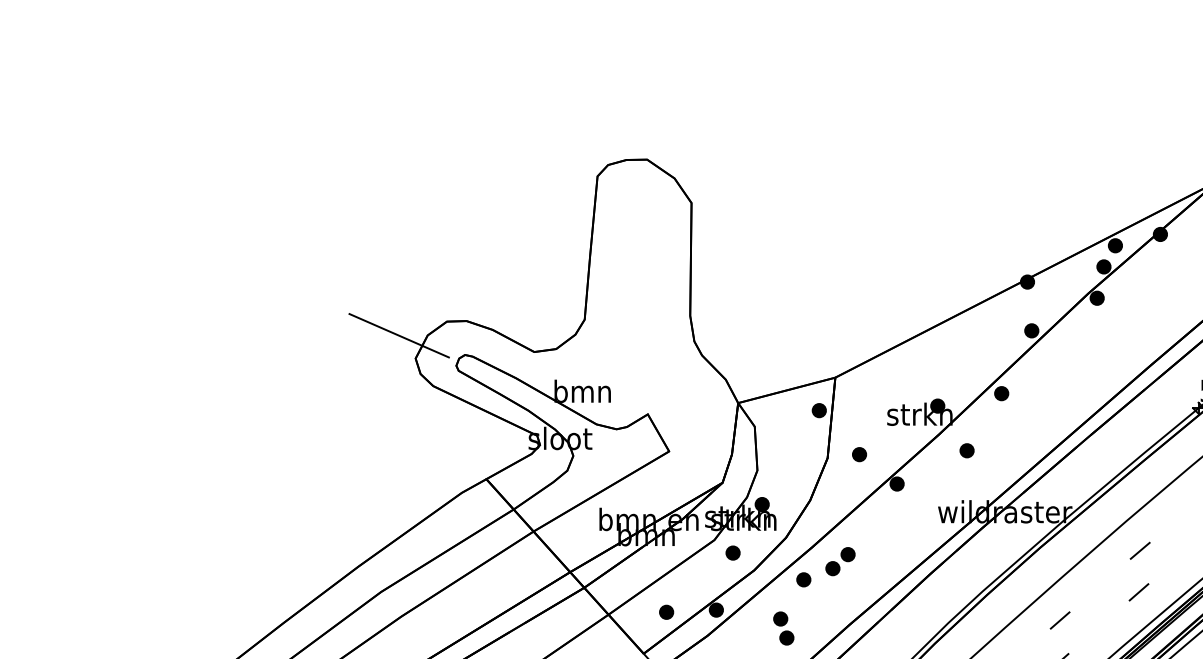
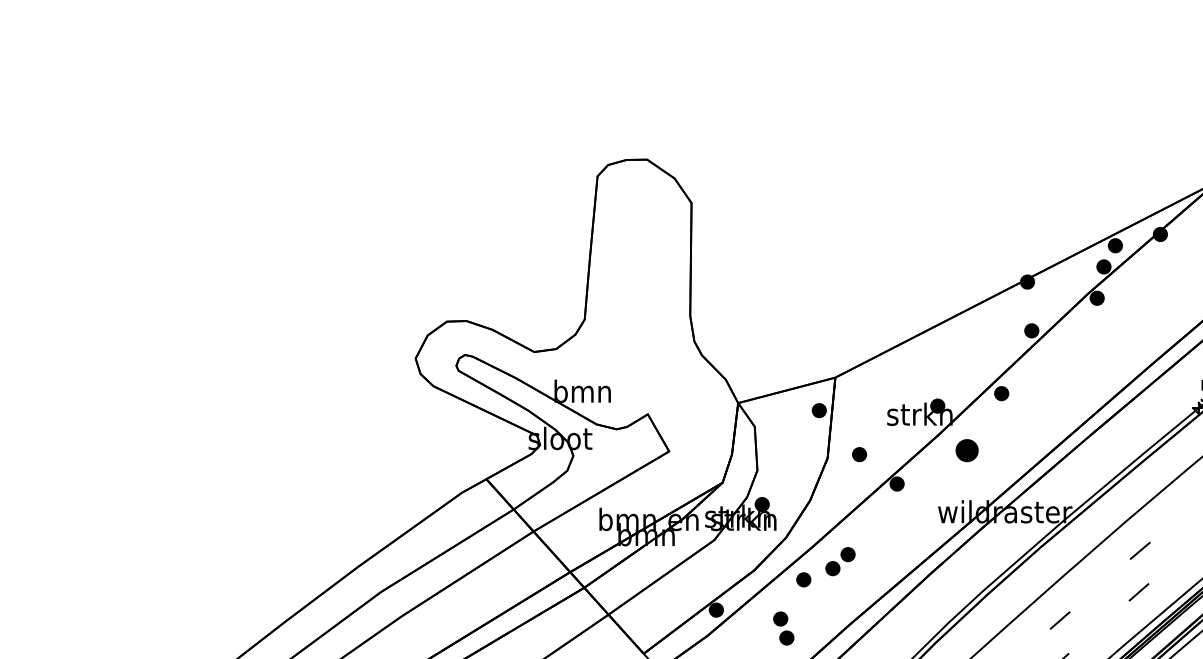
line: present -> none (398, 335)
part size: 16x16 px -> 24x24 px (966, 450)
part: present -> none (732, 552)
part: present -> none (666, 611)
